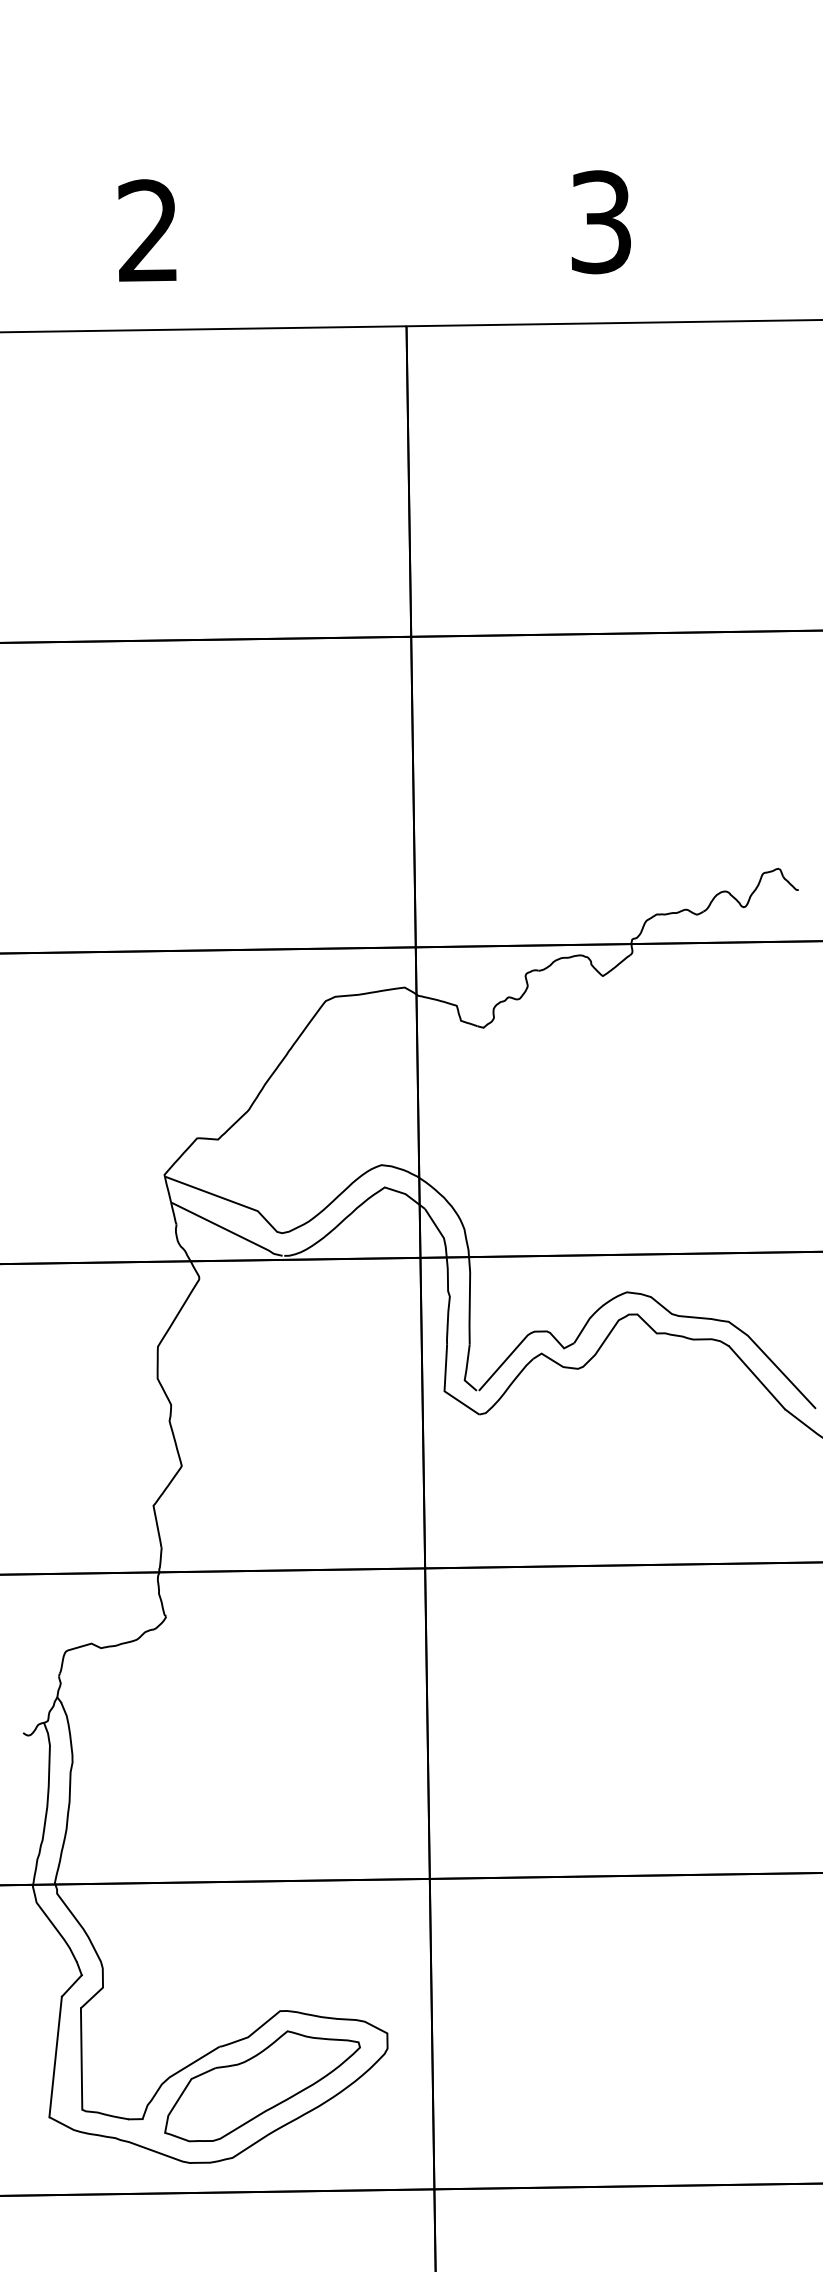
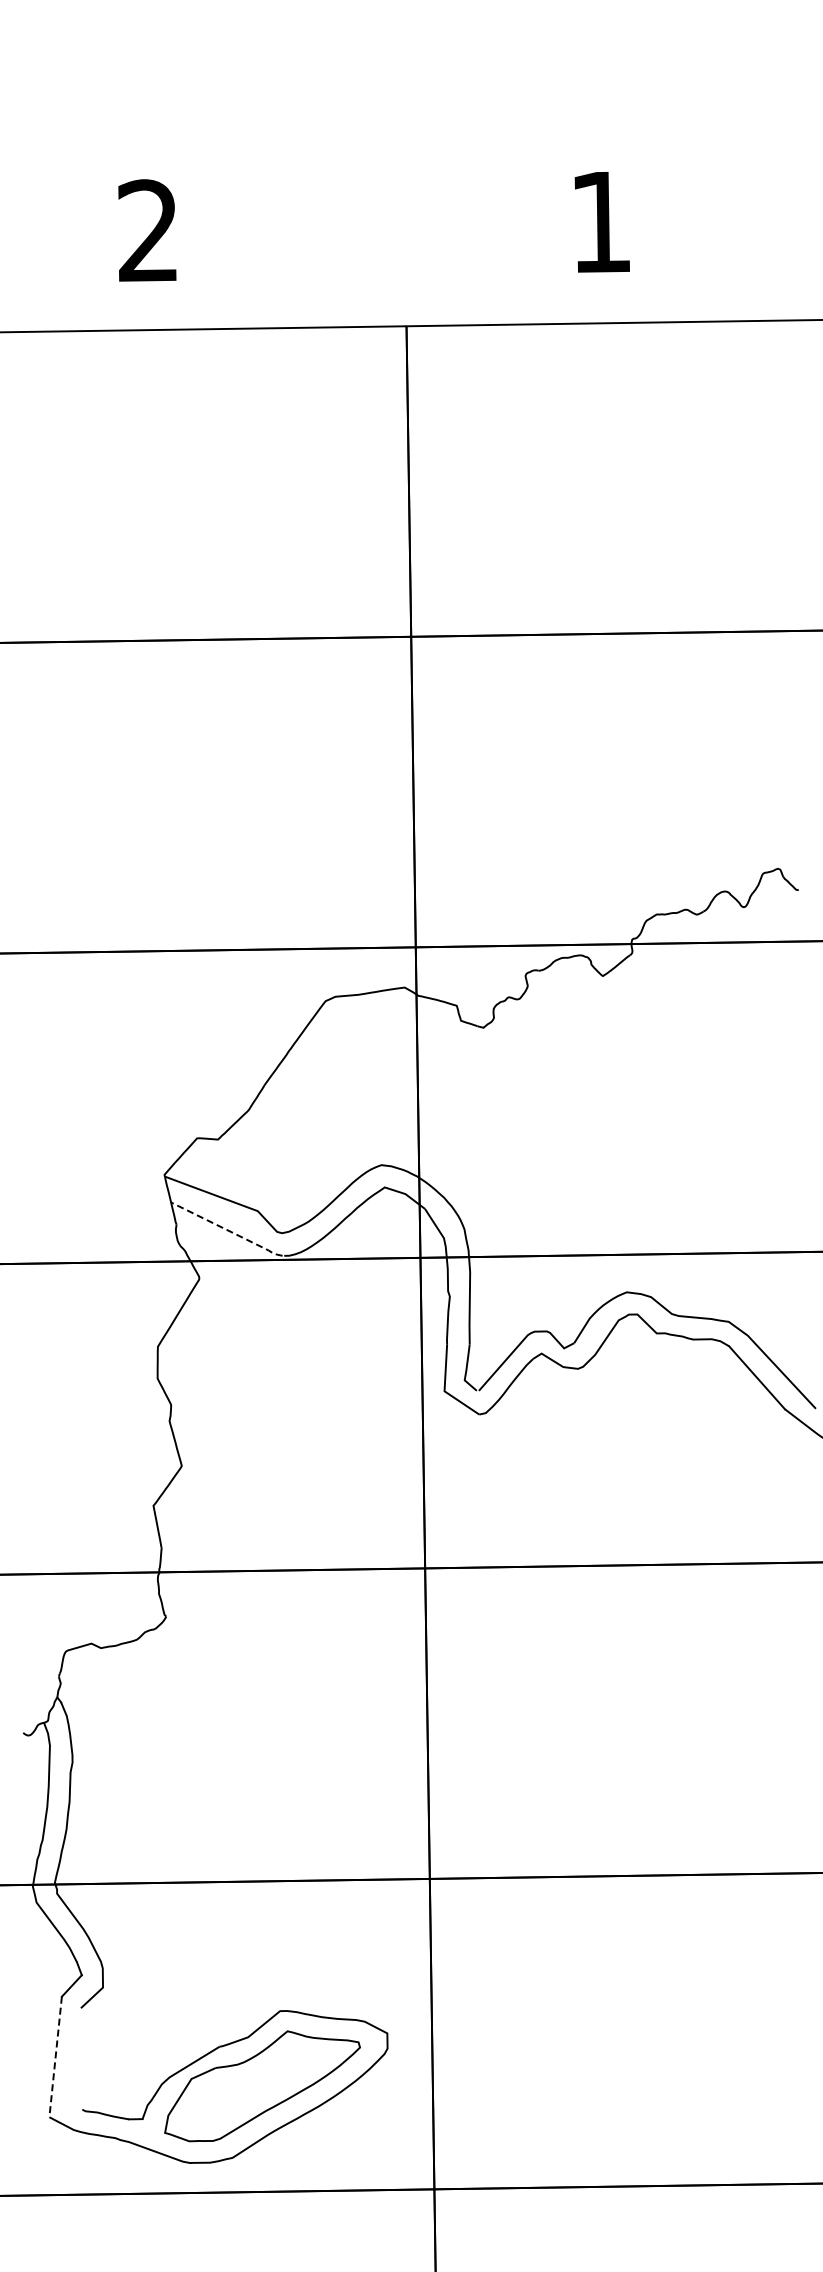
text: 3 -> 1 (600, 222)
line: solid -> dashed (227, 1230)
line: solid -> dashed (55, 2056)
line: present -> none (81, 2058)
